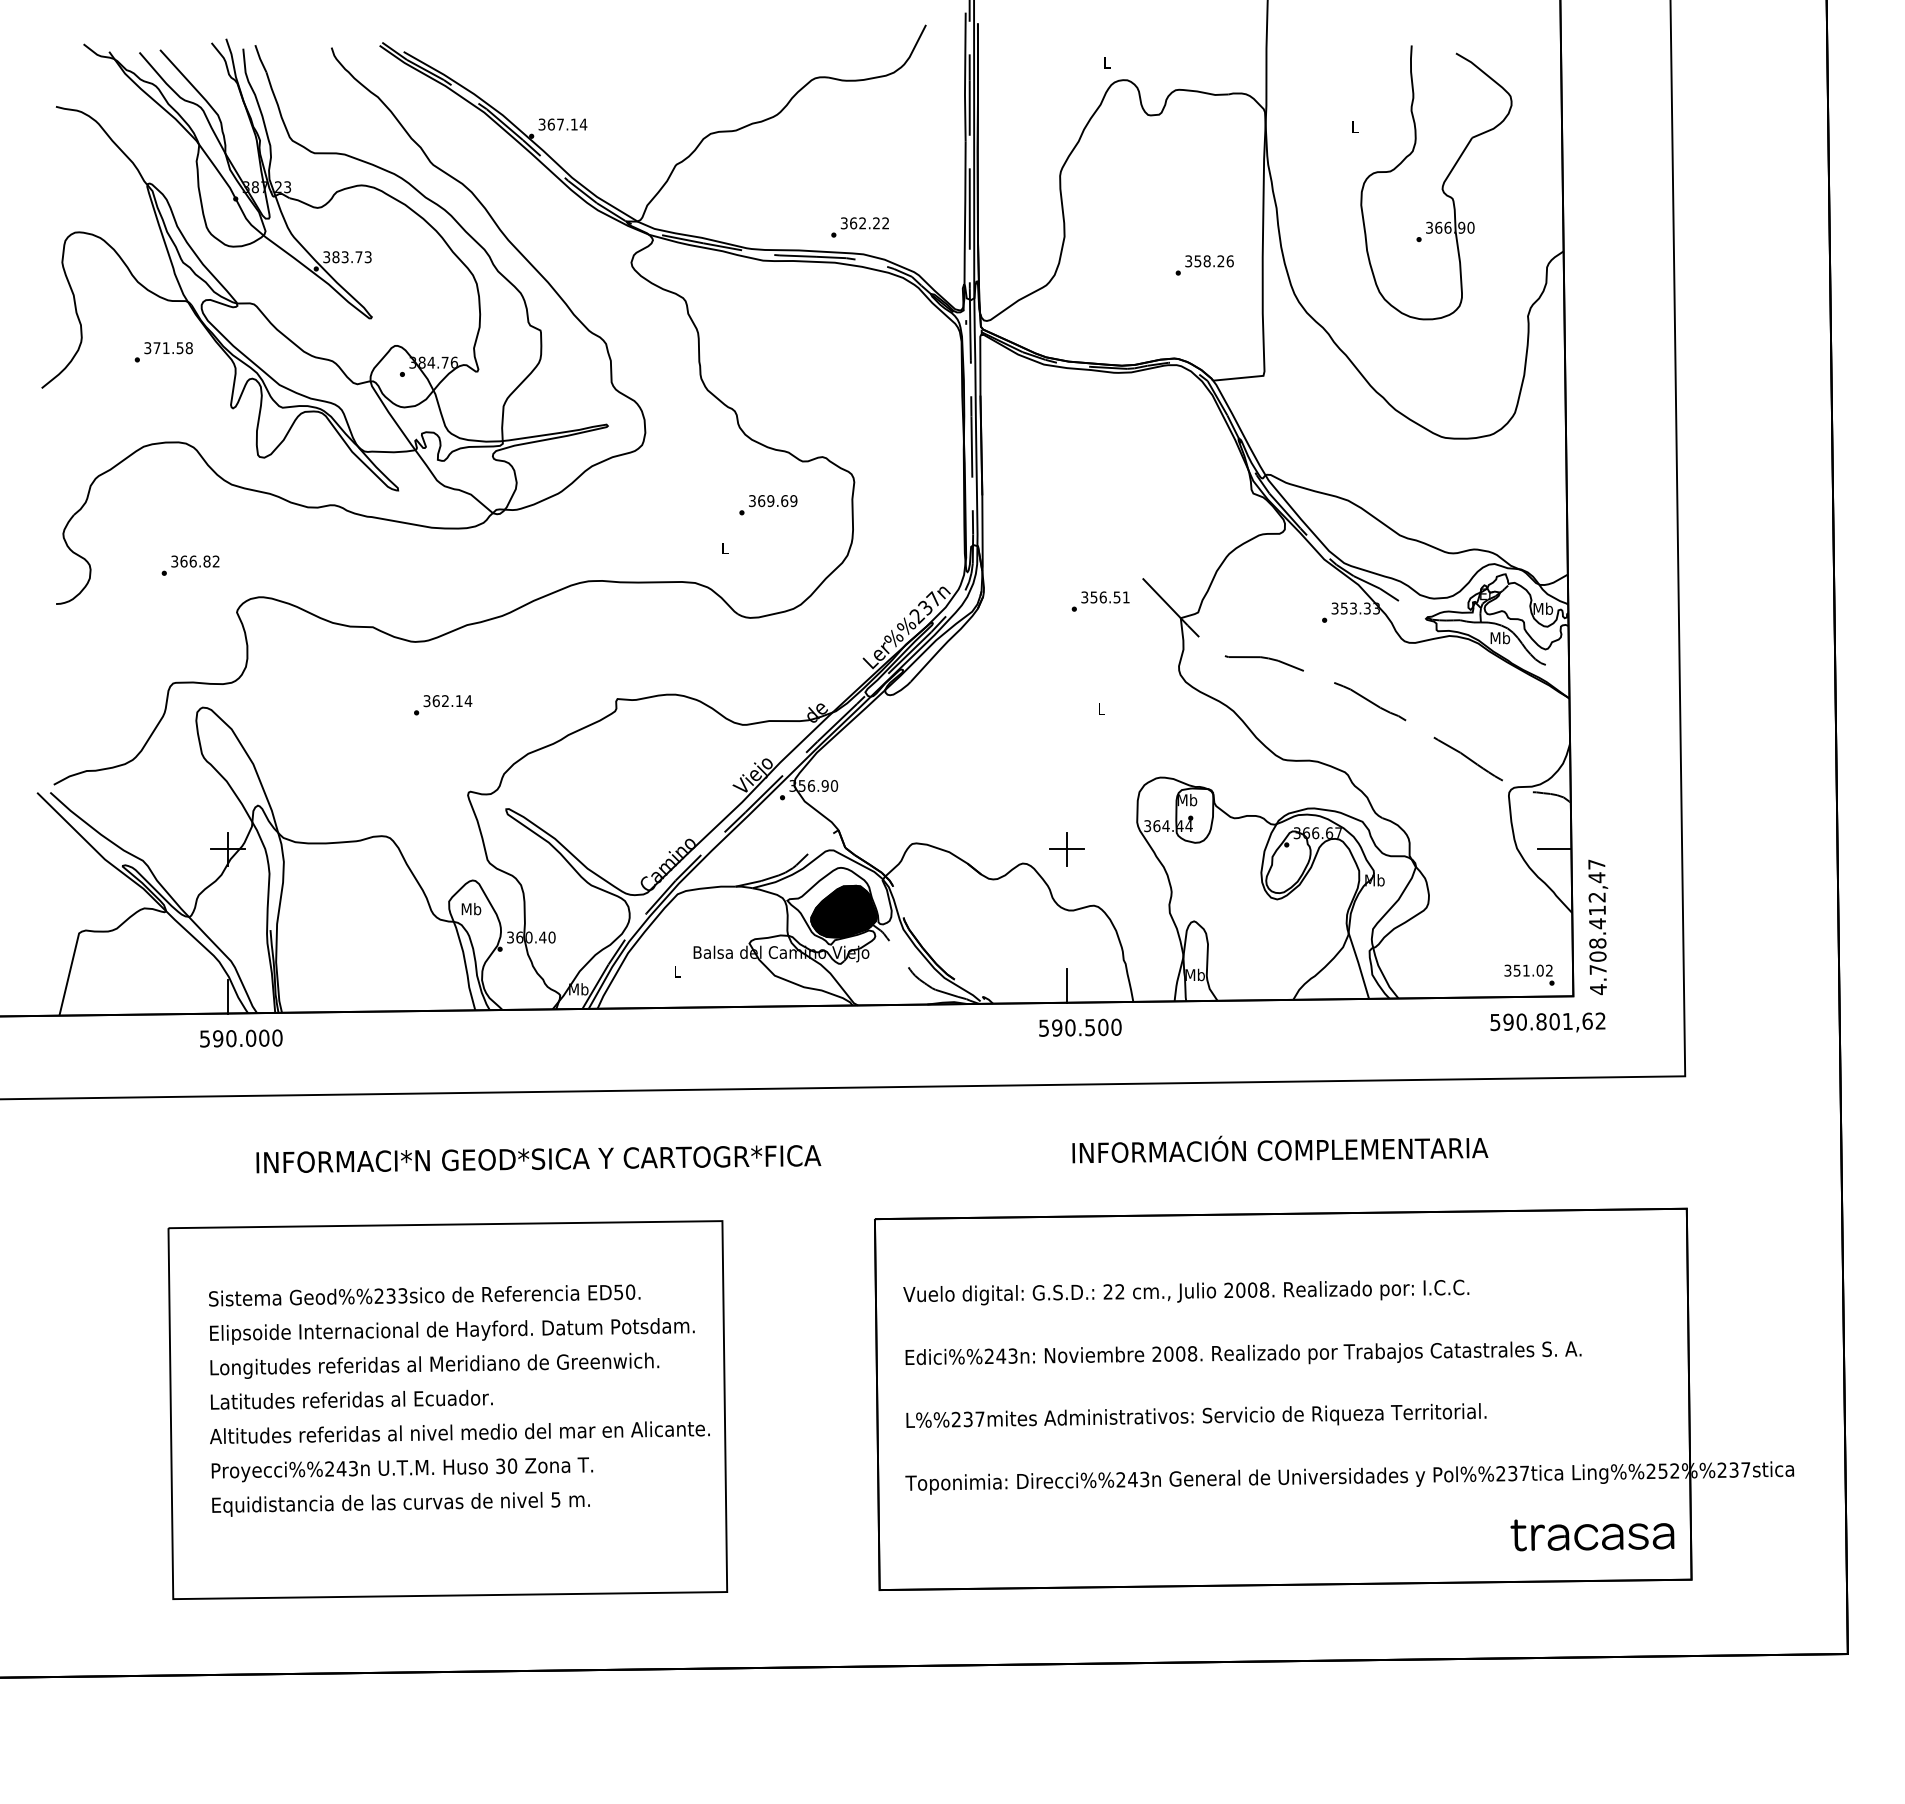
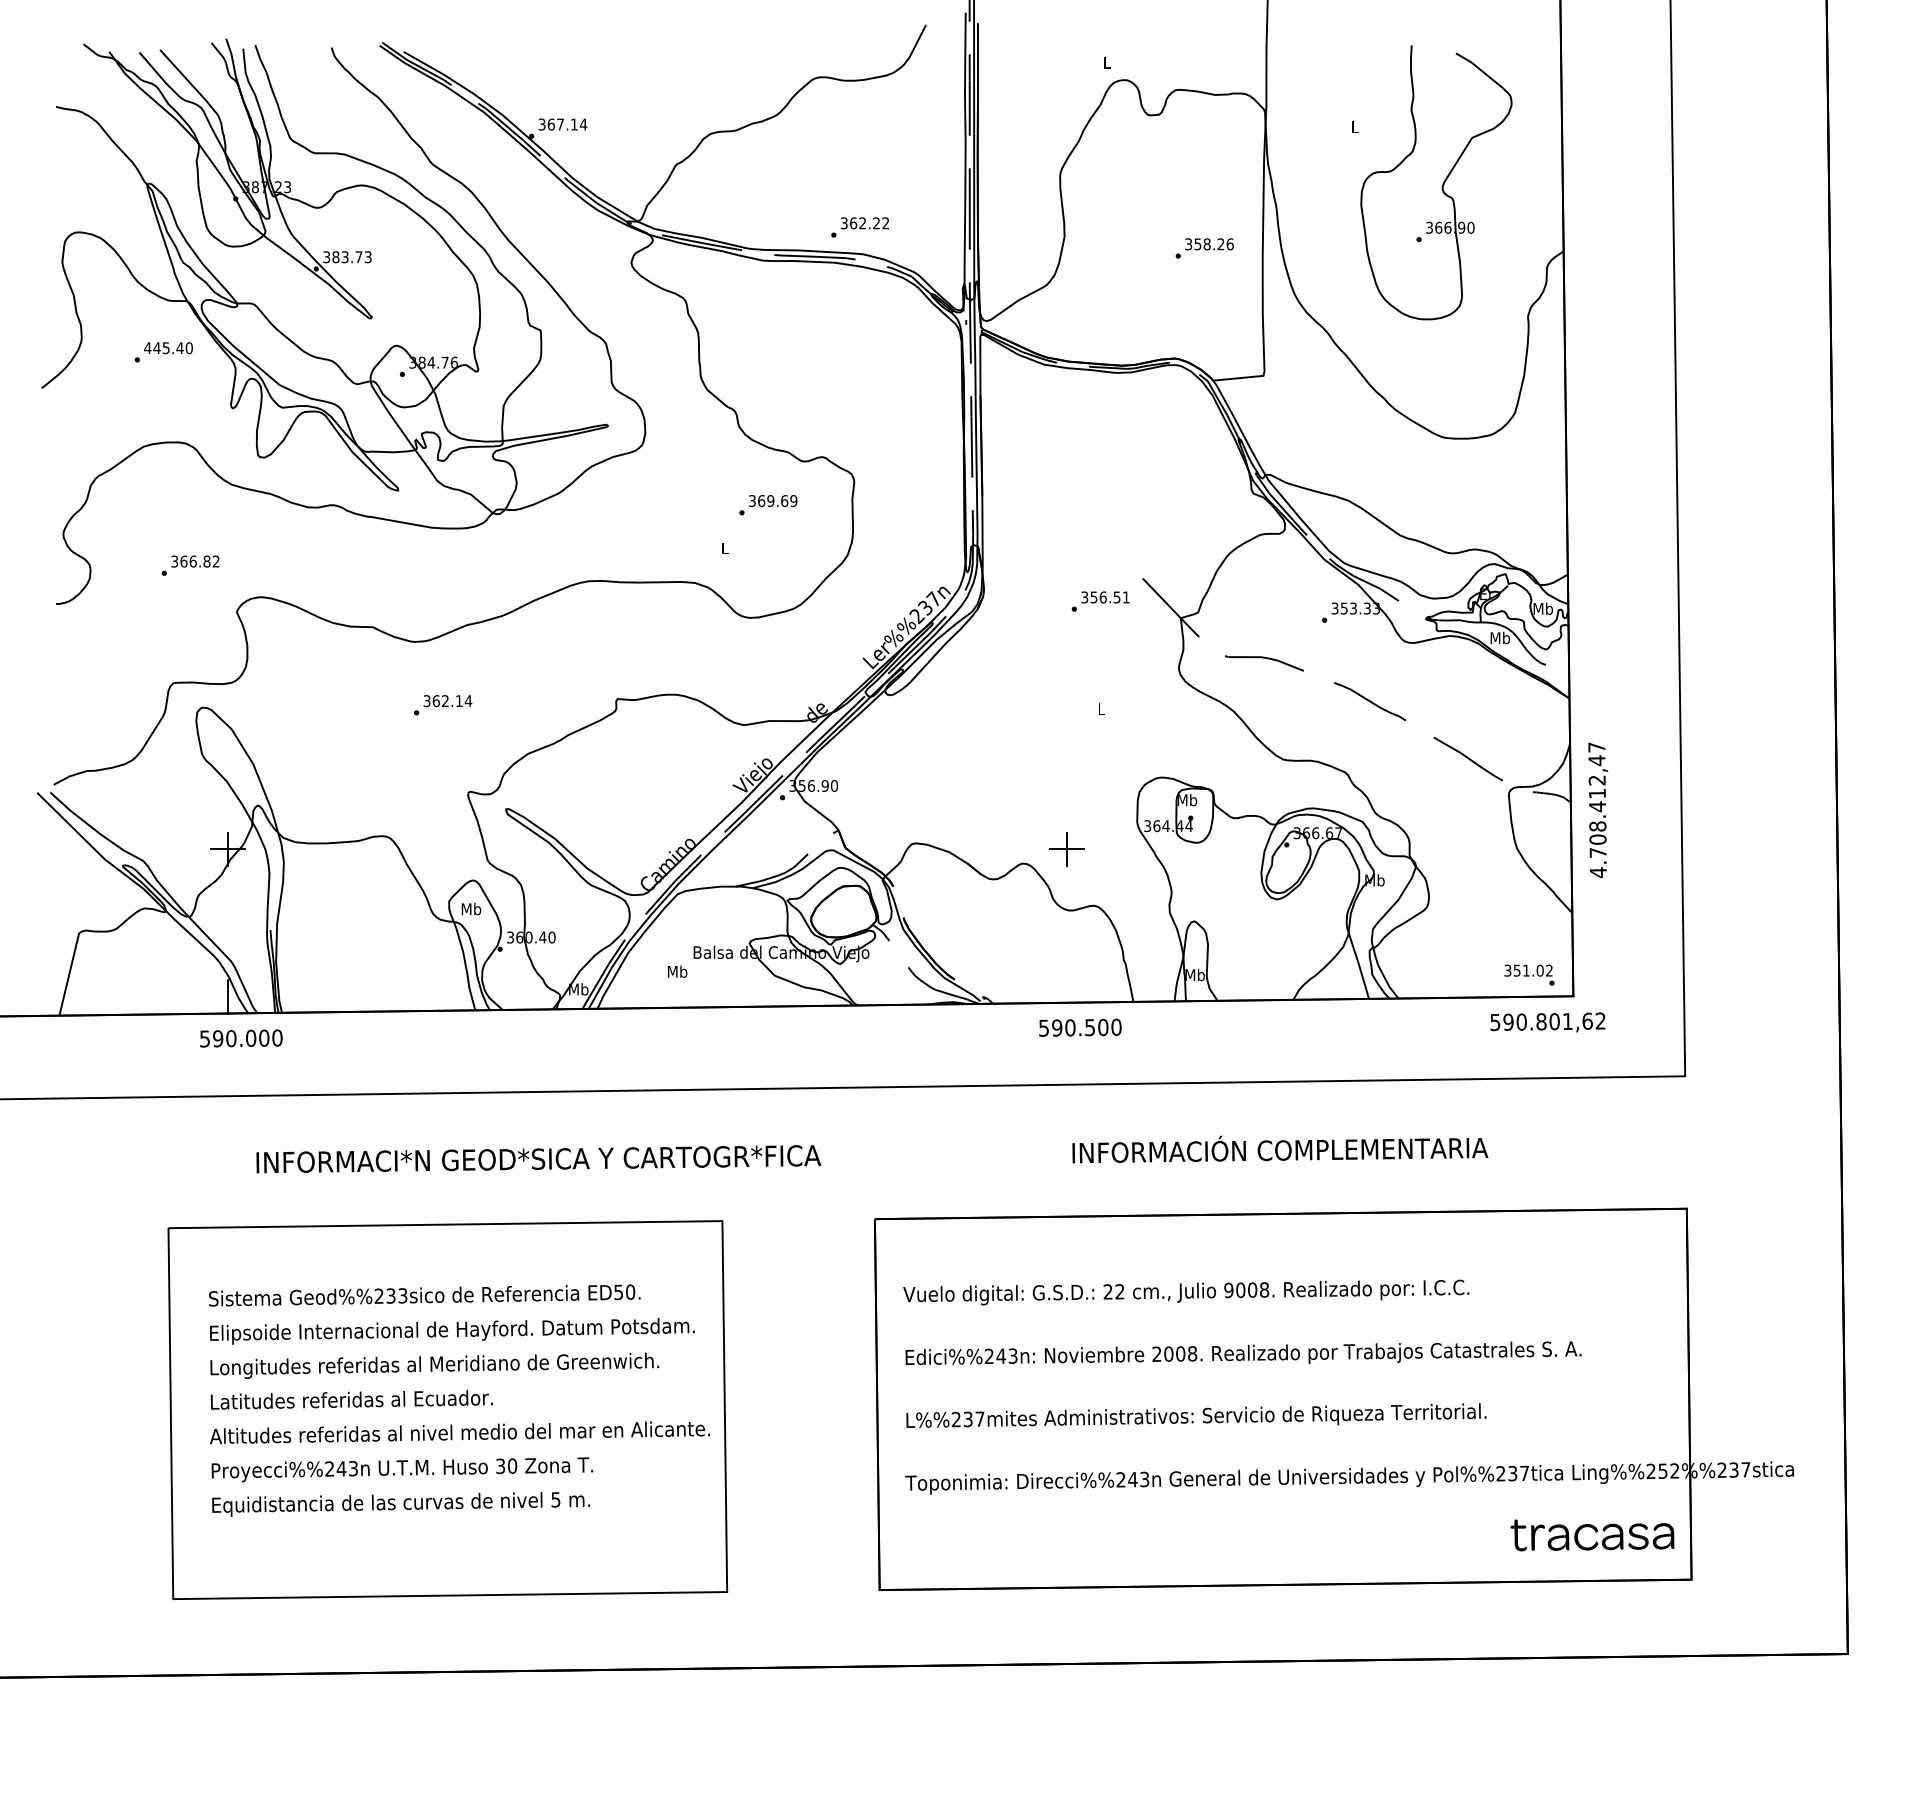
text position: (1204, 265) -> (1204, 248) (1204, 248)
text: 371.58 -> 445.40 (168, 348)
line: present -> none (1554, 849)
fill: present -> none (843, 911)
text position: (1598, 927) -> (1598, 810) (1598, 810)
text: L -> Mb (677, 971)
line: present -> none (1067, 985)
text: 2008. -> 9008. (1228, 1290)
